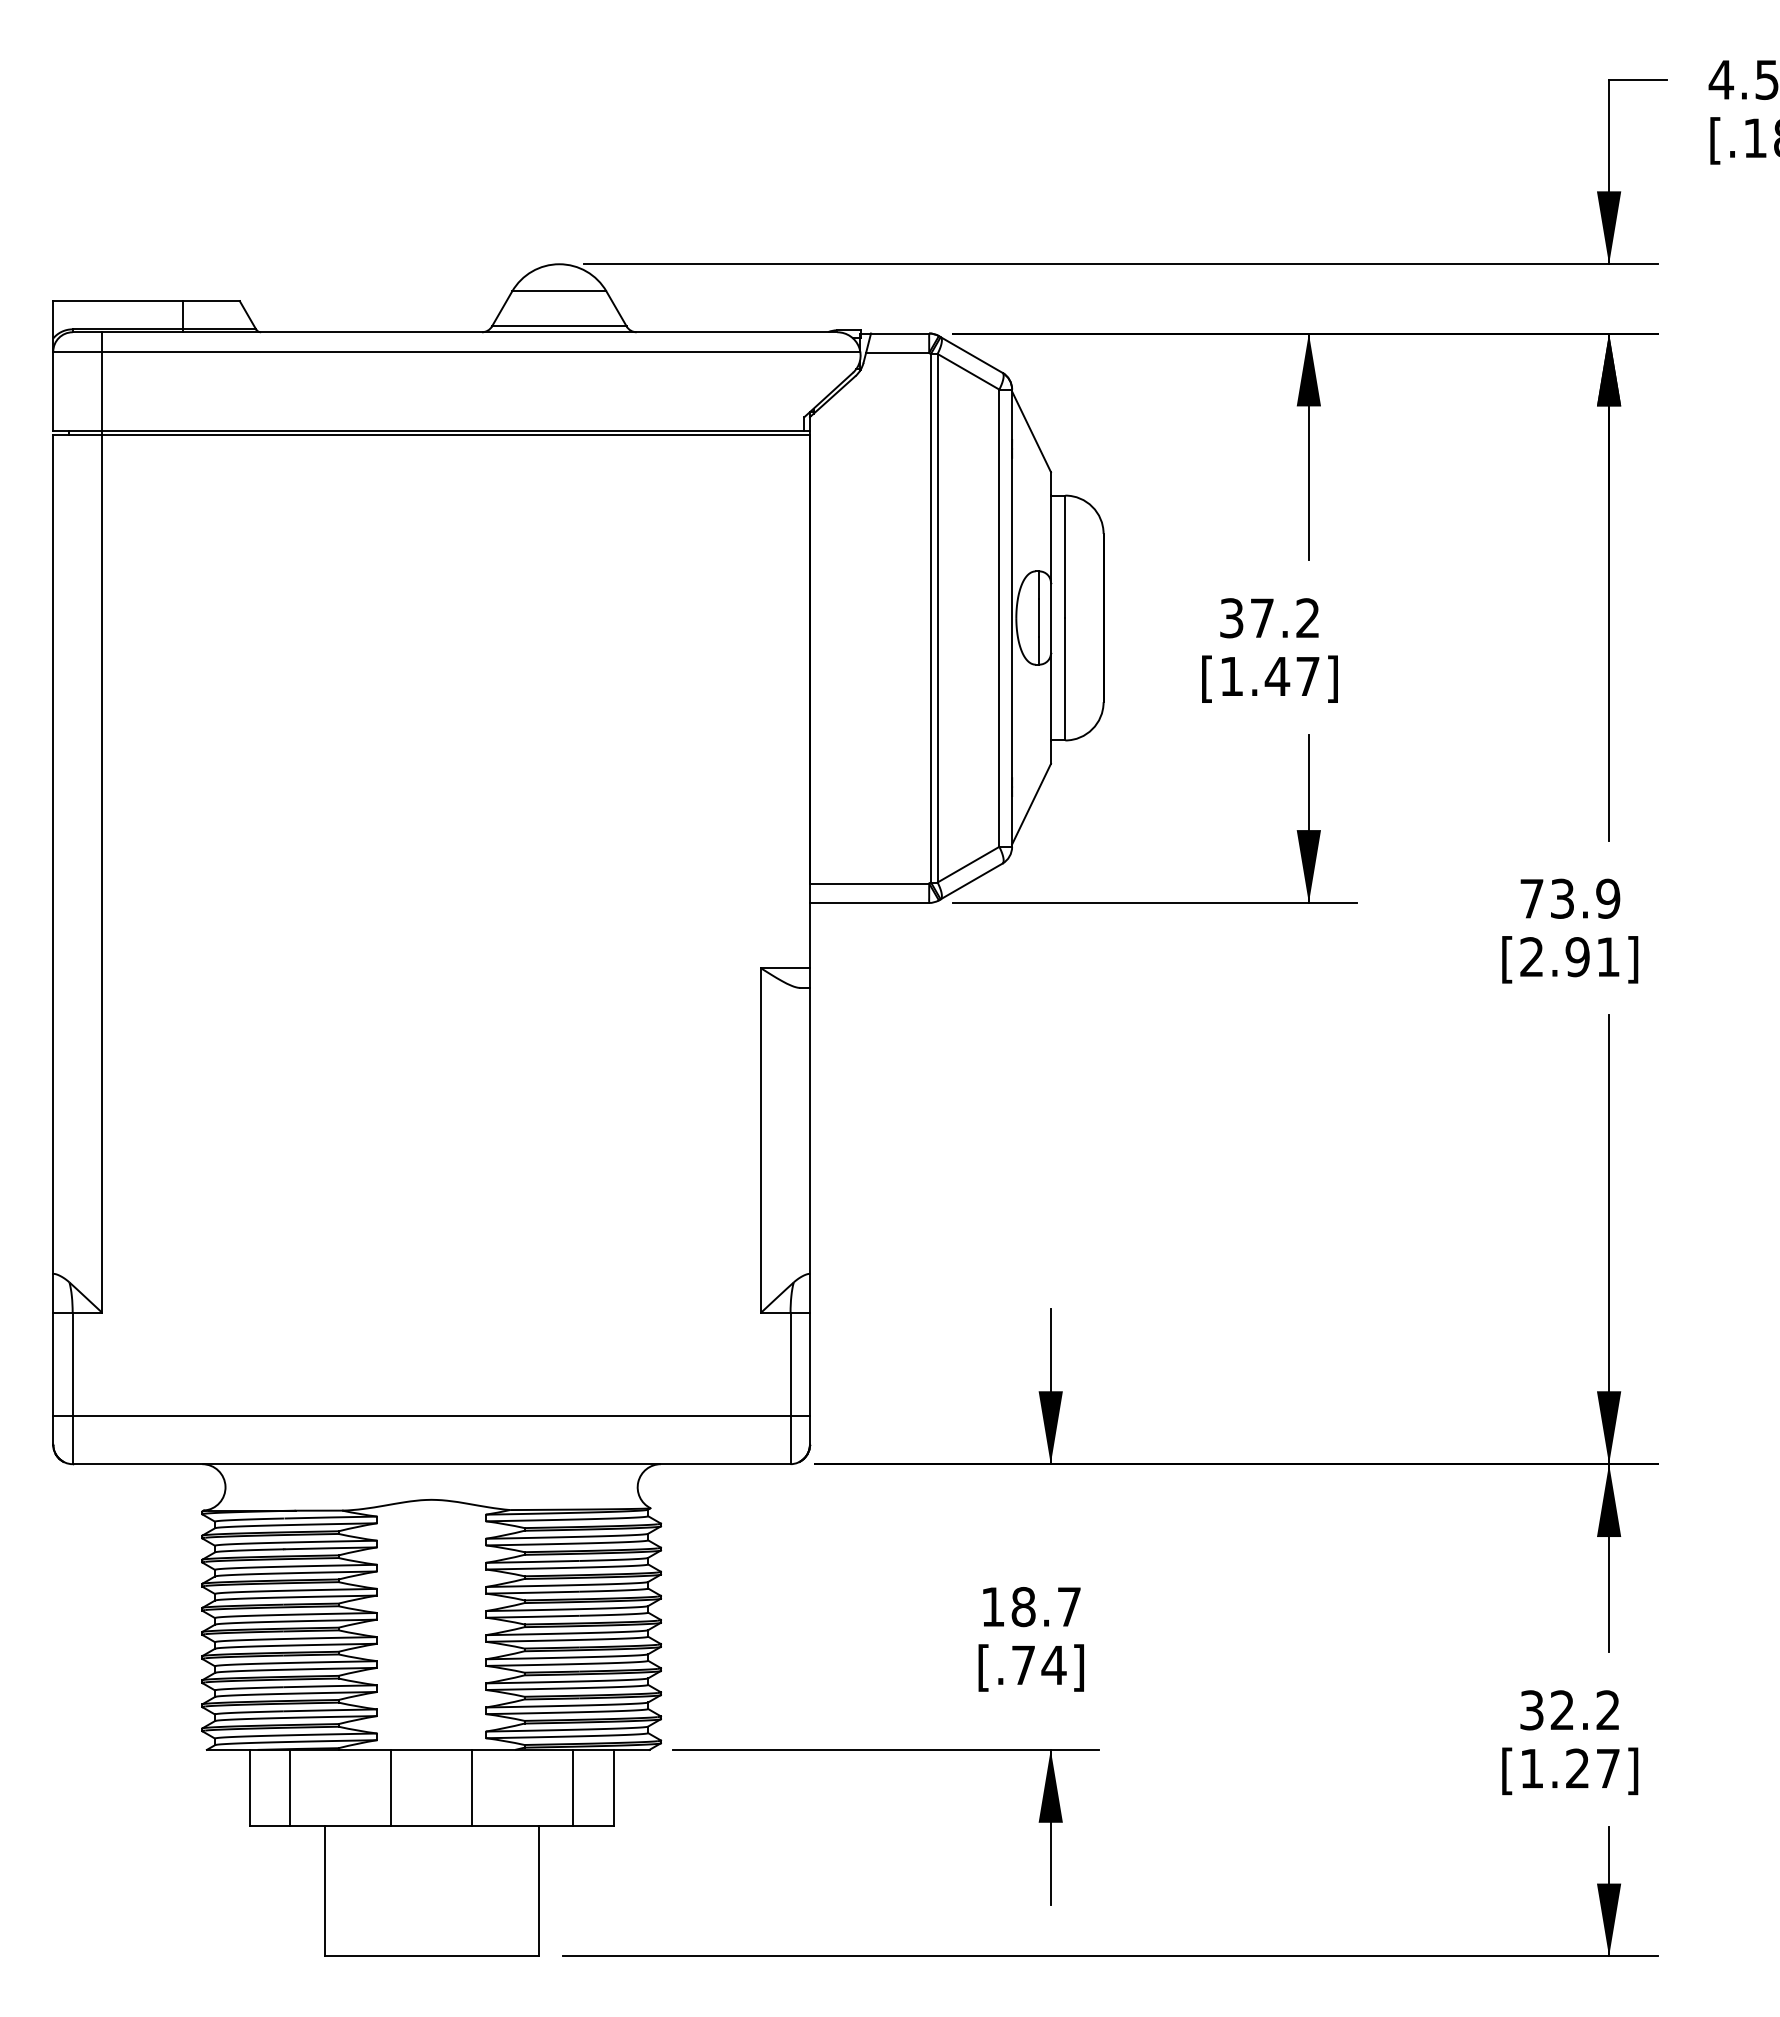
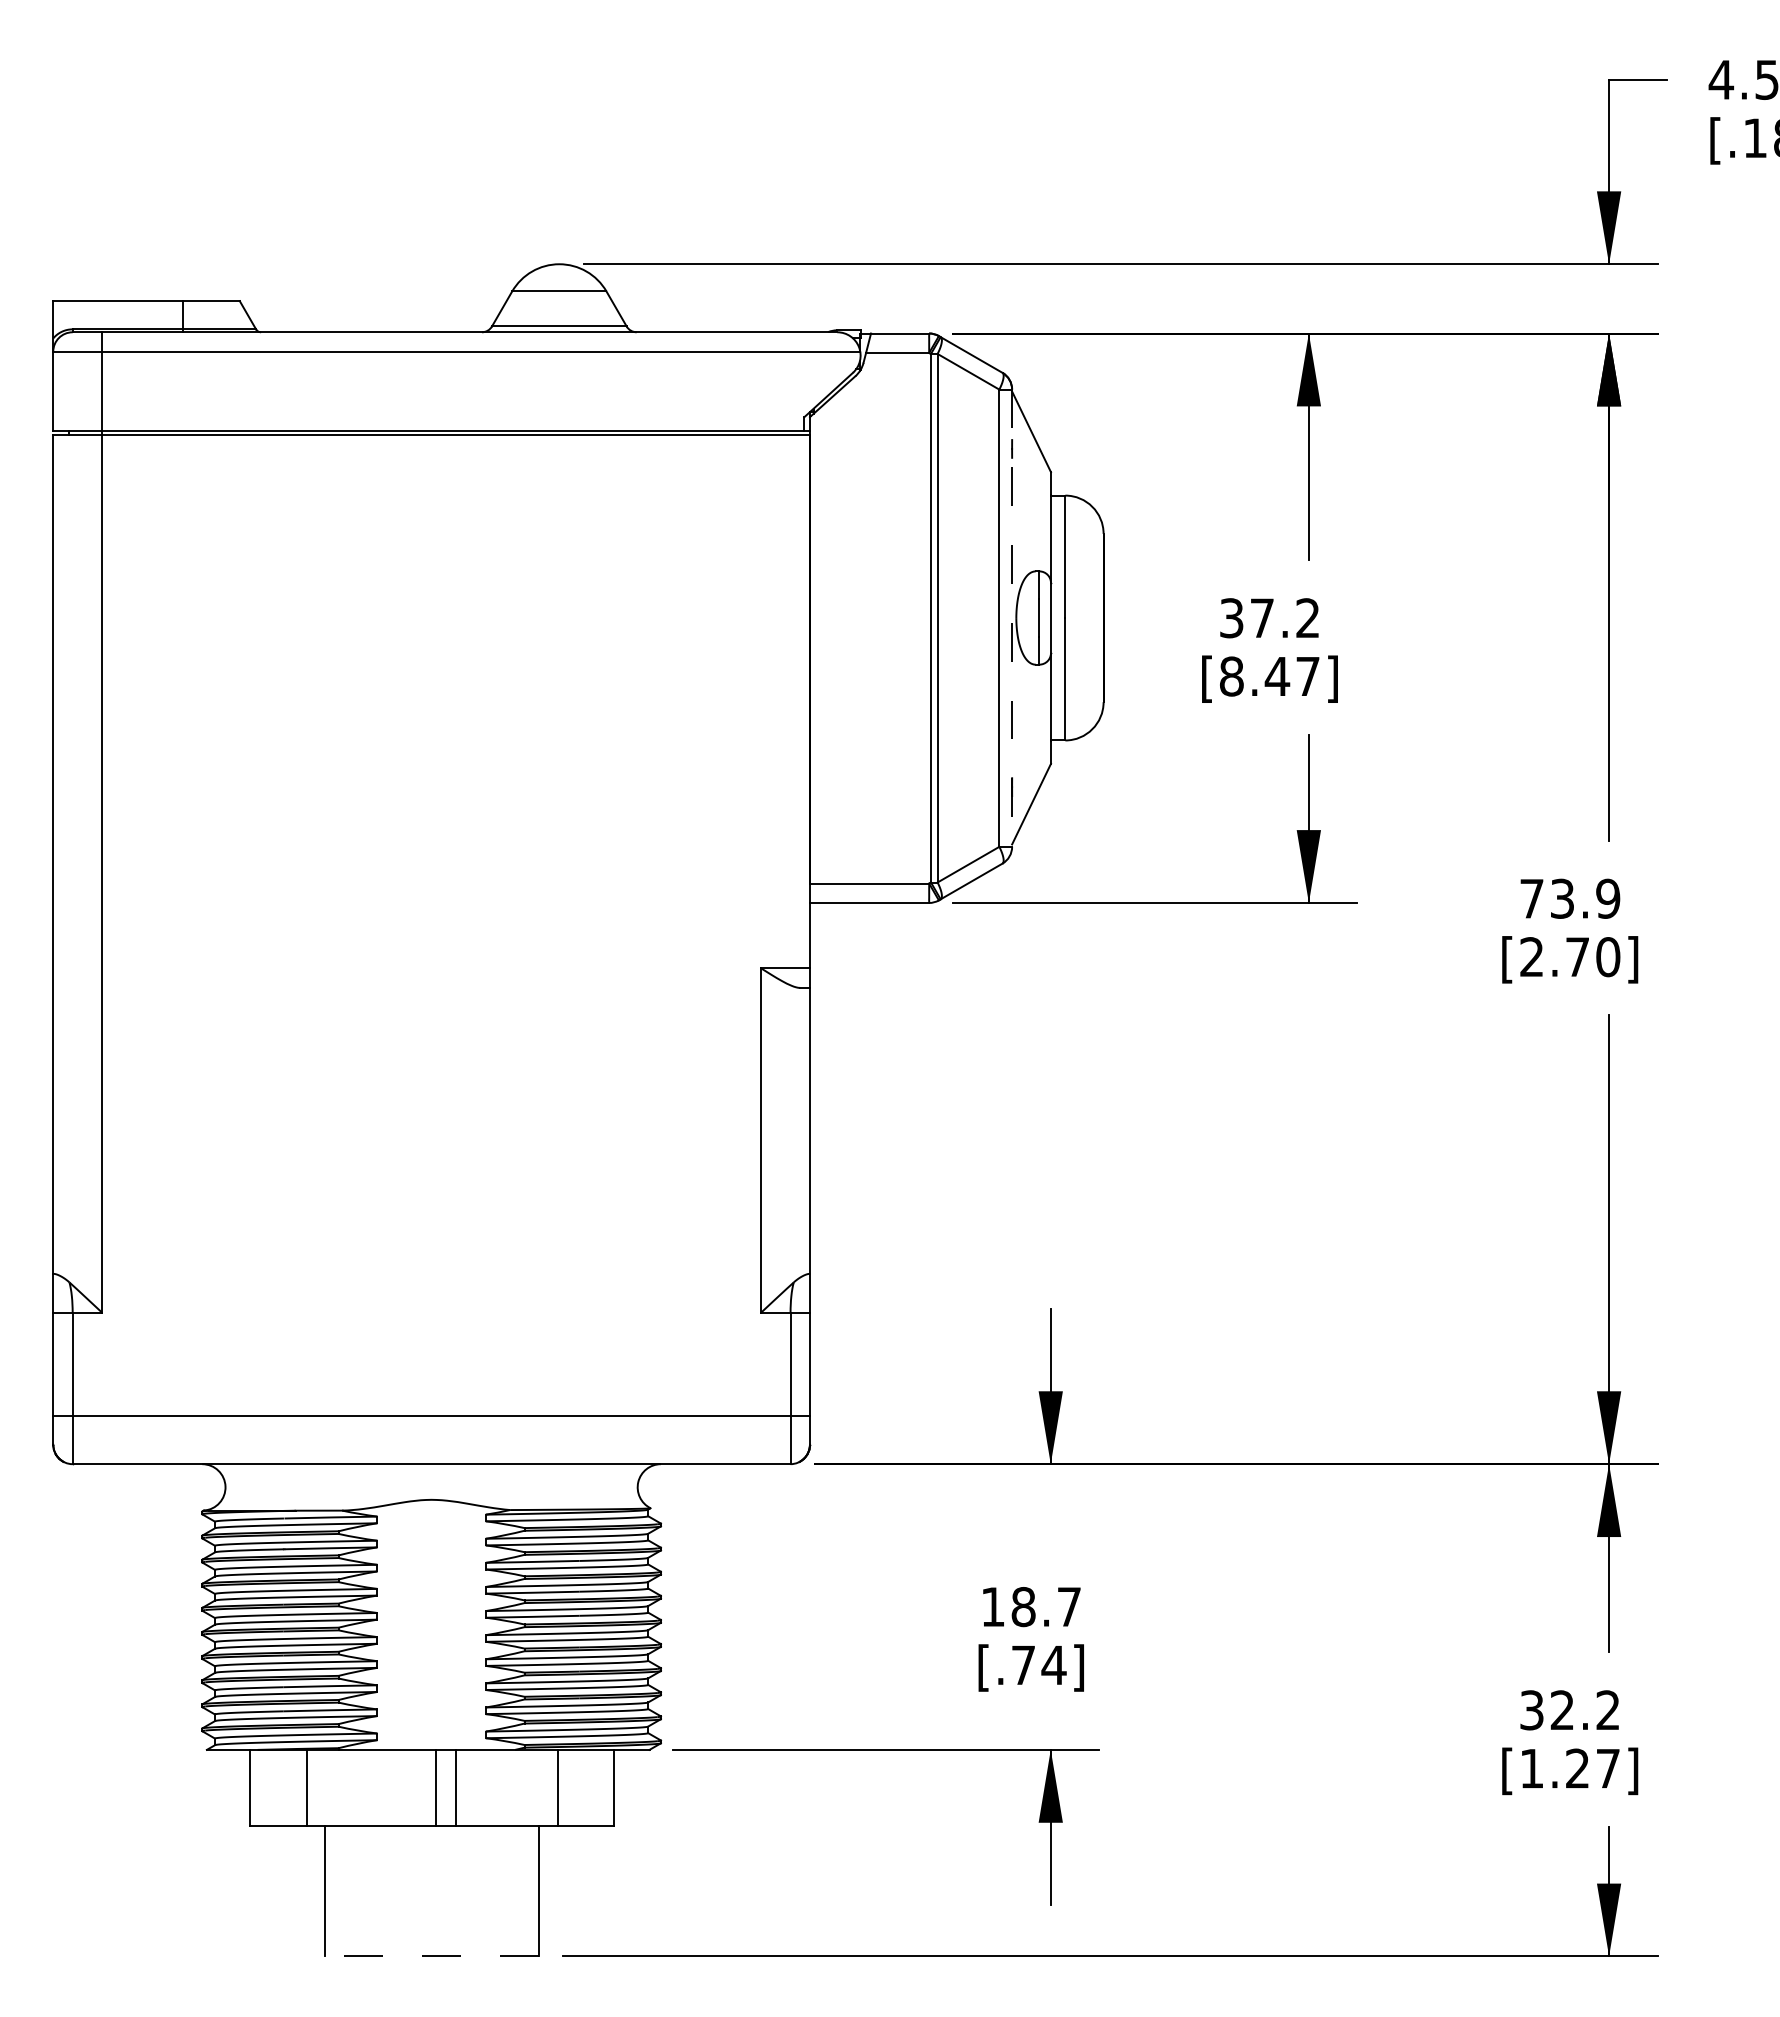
line: solid -> dashed (1012, 618)
text: [1.47] -> [8.47] (1231, 676)
text: [2.91] -> [2.70] (1592, 957)
line position: (289, 1787) -> (306, 1787) (306, 1787)
line position: (391, 1787) -> (436, 1787) (436, 1787)
line position: (471, 1787) -> (455, 1787) (455, 1787)
line position: (573, 1787) -> (558, 1787) (558, 1787)
line: solid -> dashed (431, 1956)
